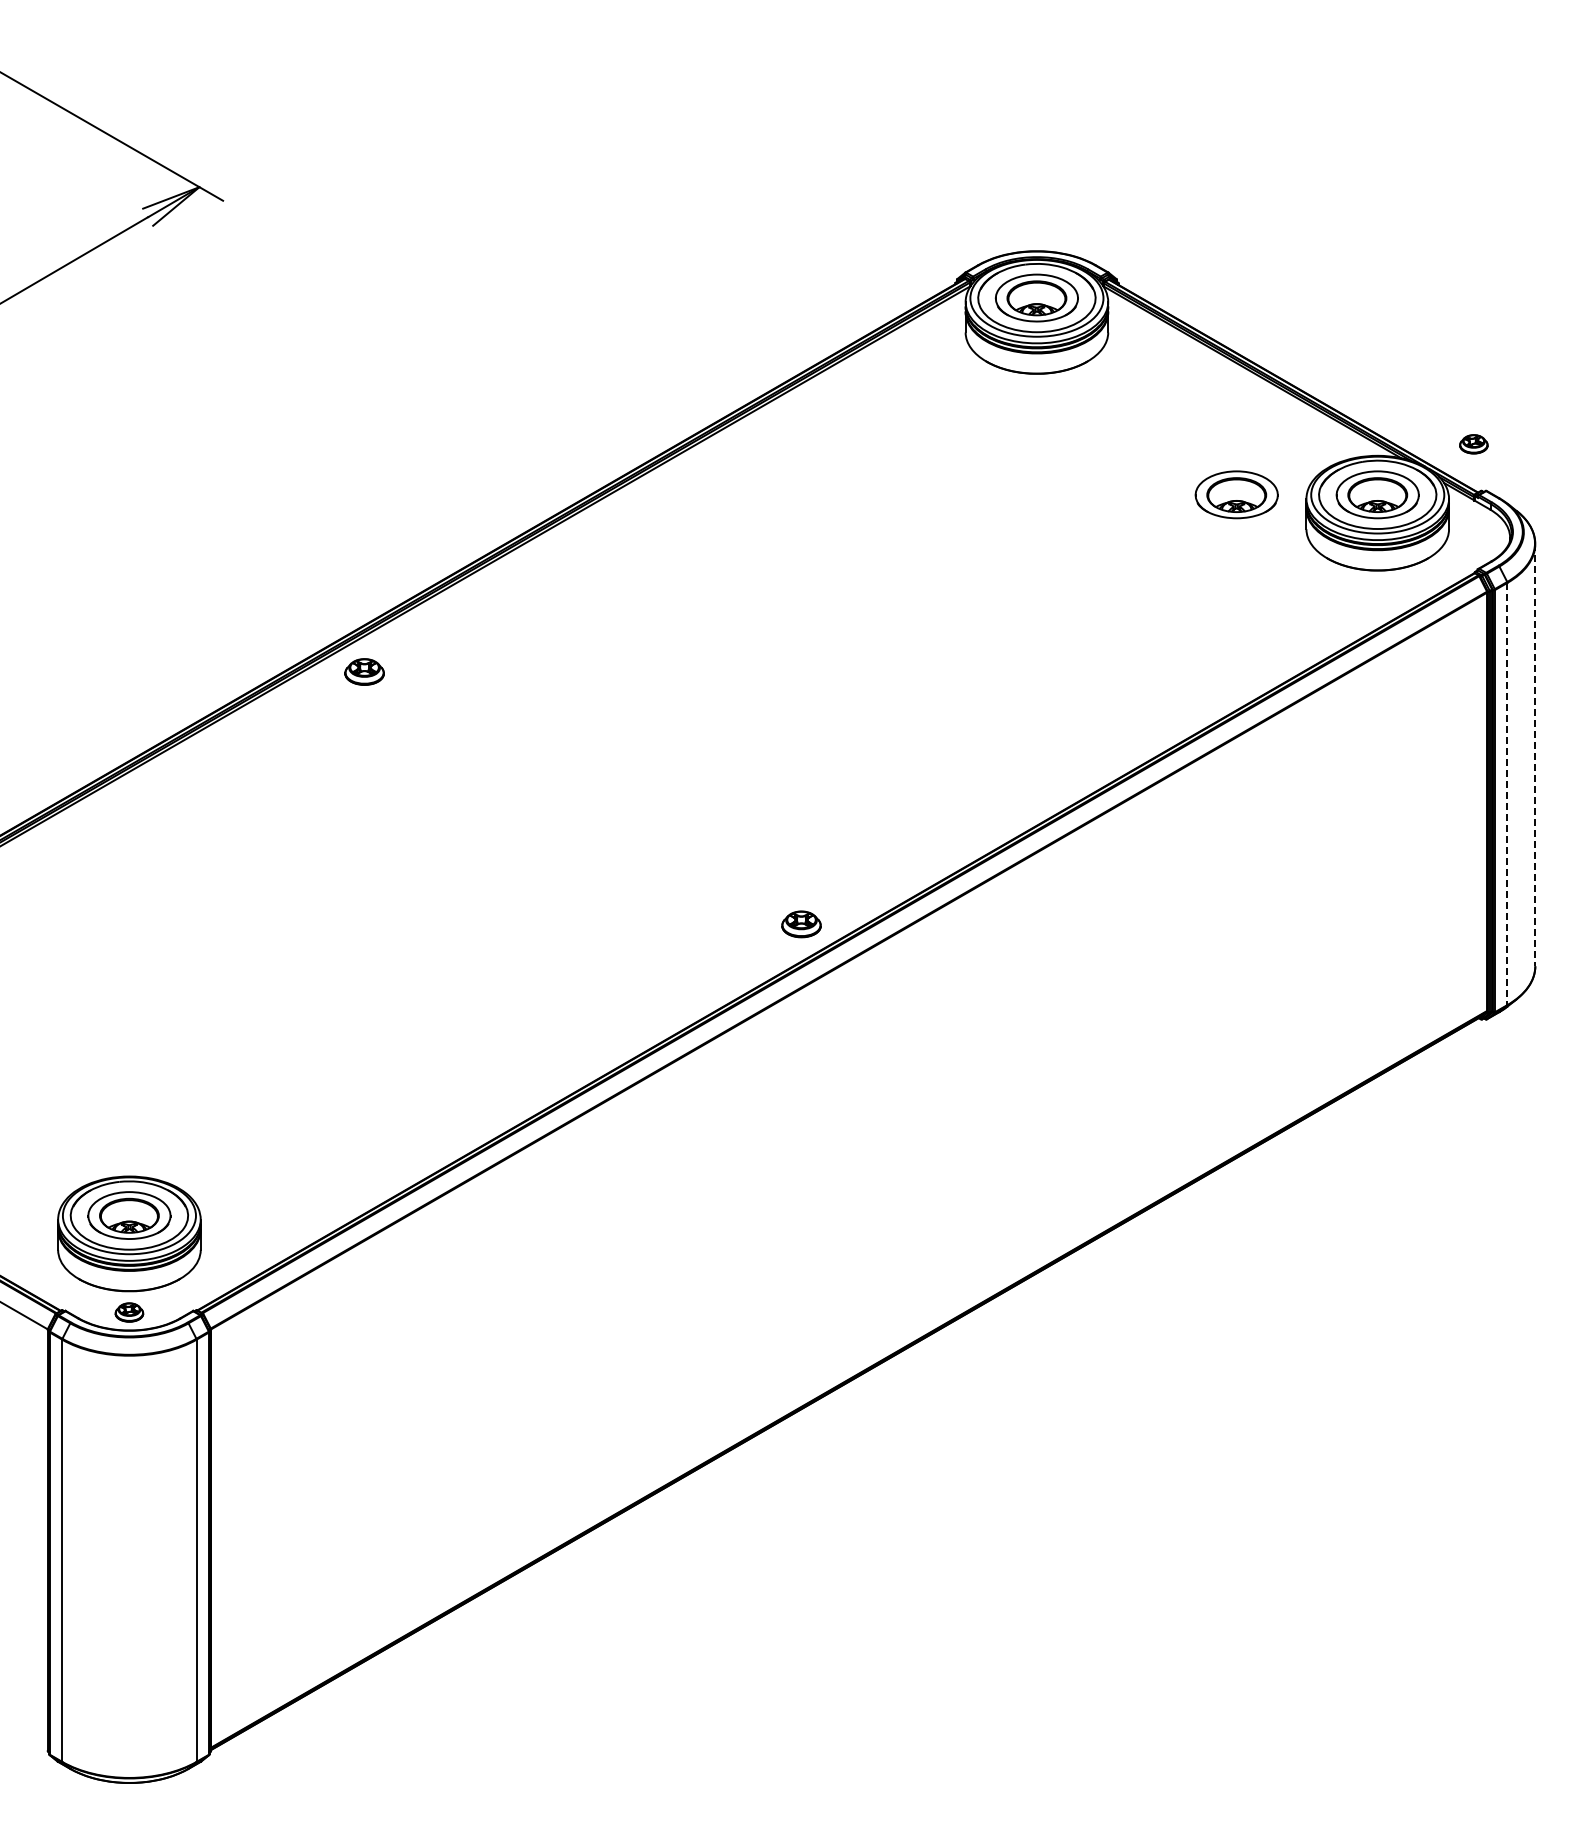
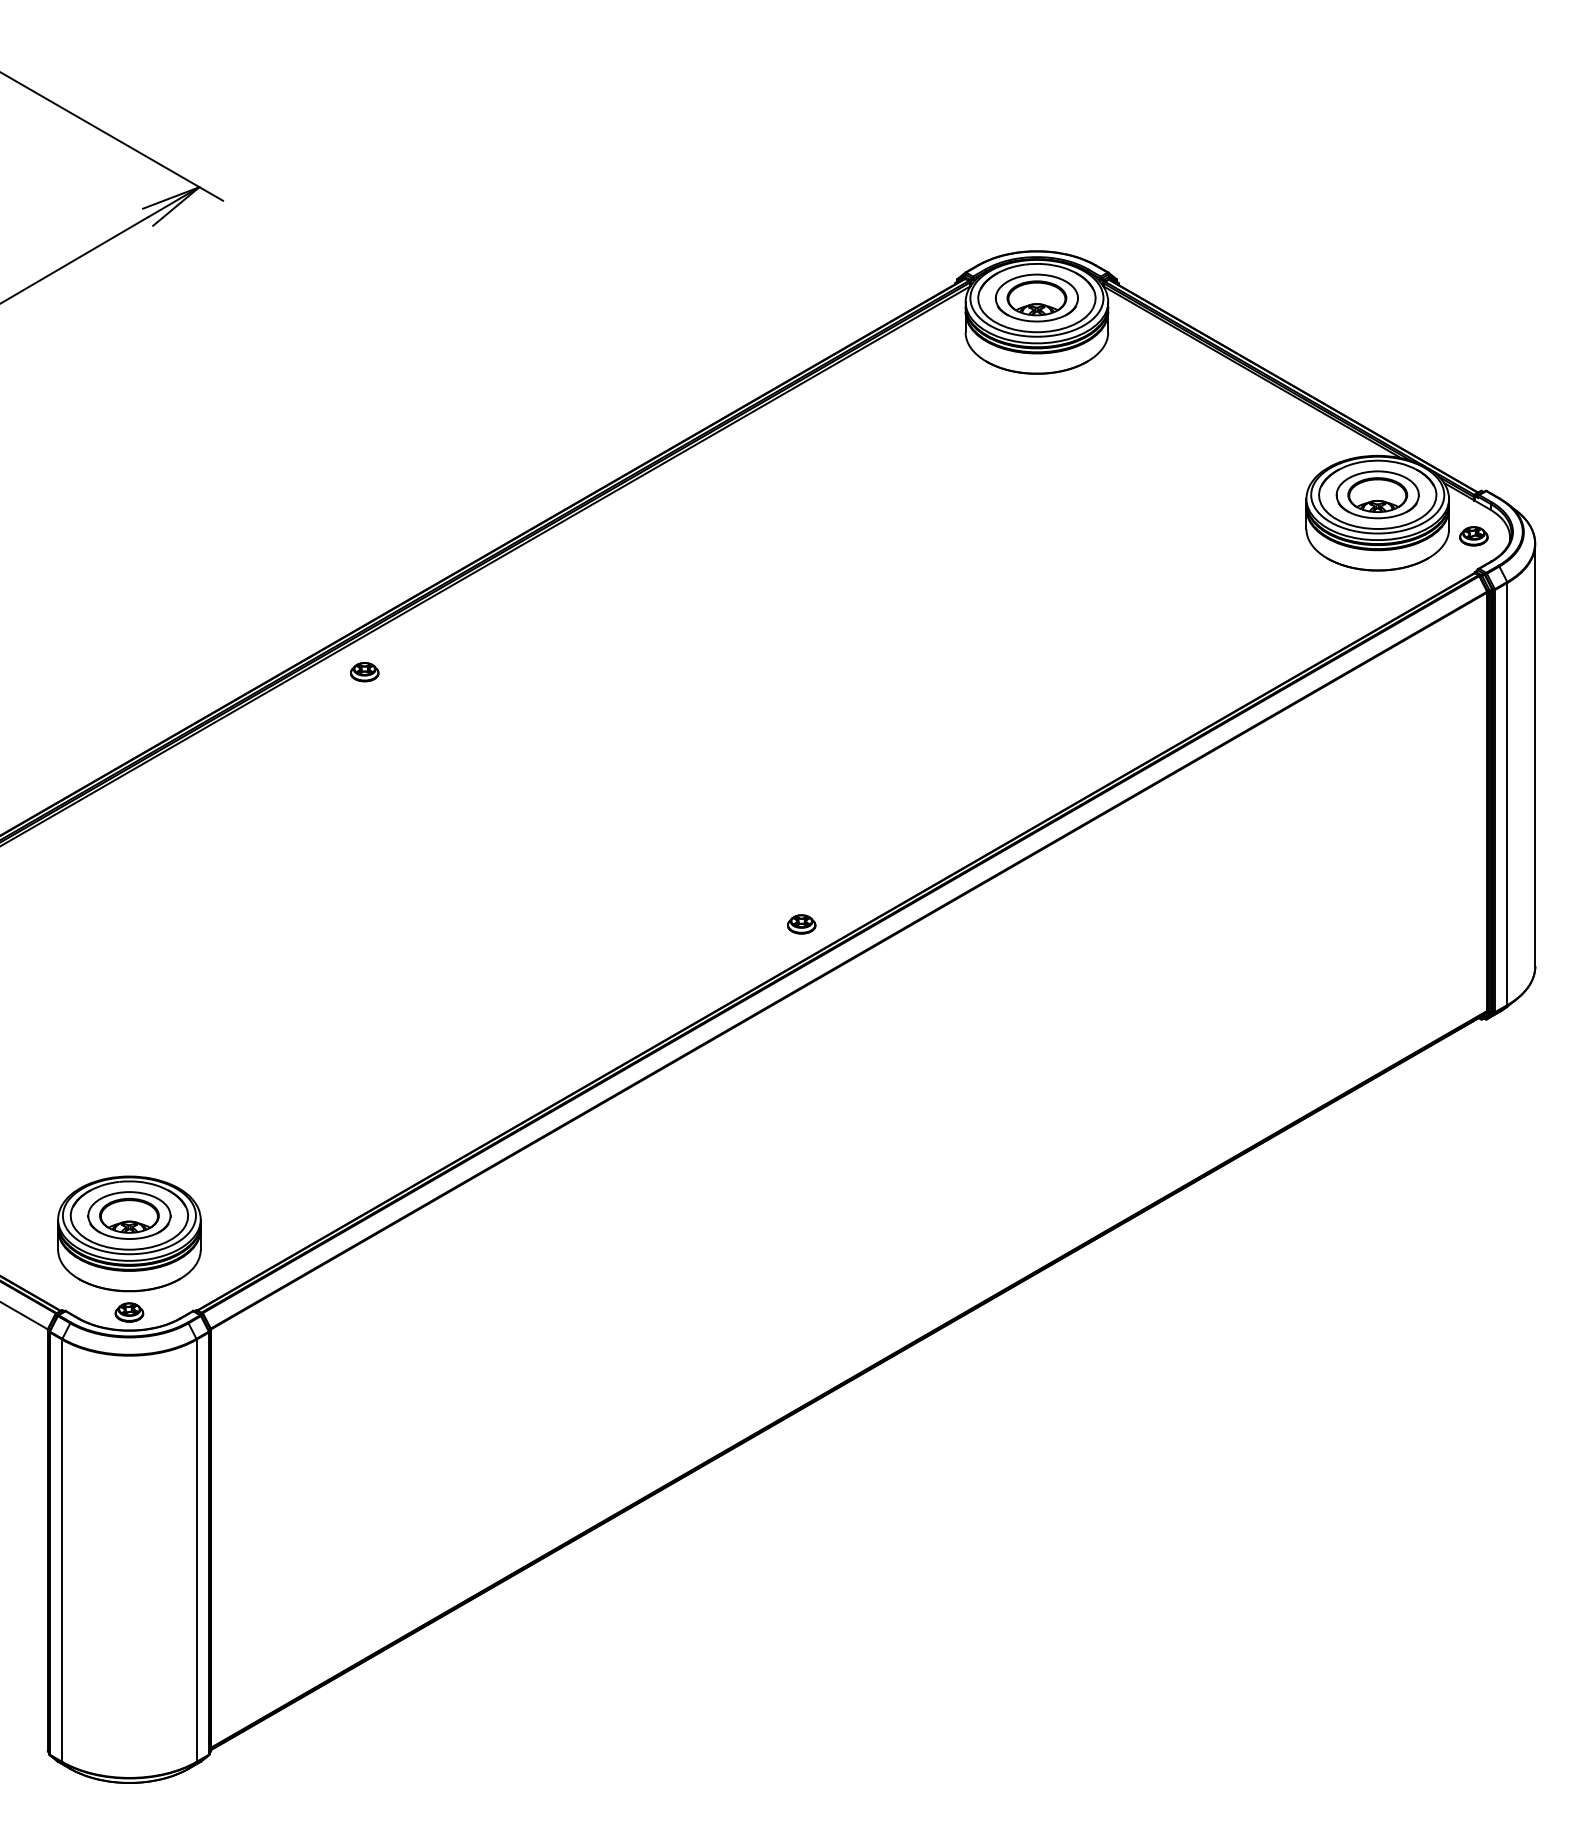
part position: (1473, 444) -> (1473, 536) (1473, 536)
part: present -> none (1236, 494)
part size: 41x28 px -> 30x21 px (364, 672)
line: dashed -> solid (1535, 755)
line: dashed -> solid (1507, 794)
part size: 41x29 px -> 30x21 px (801, 924)
